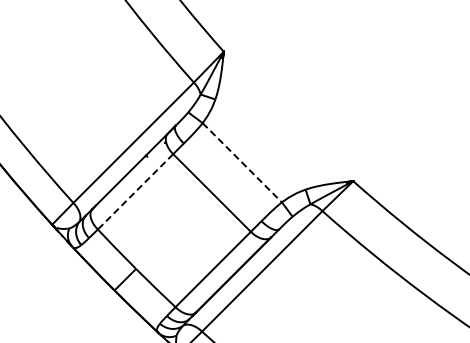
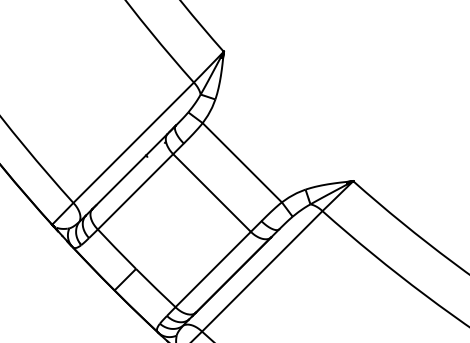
line: dashed -> solid (242, 163)
line: dashed -> solid (135, 192)
